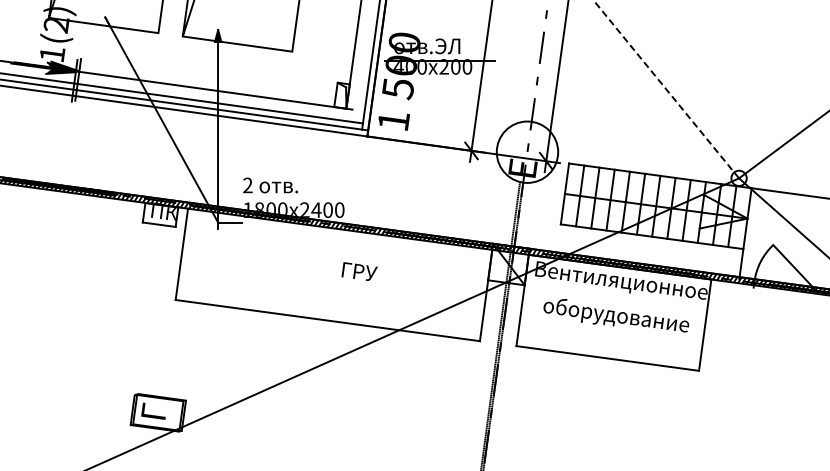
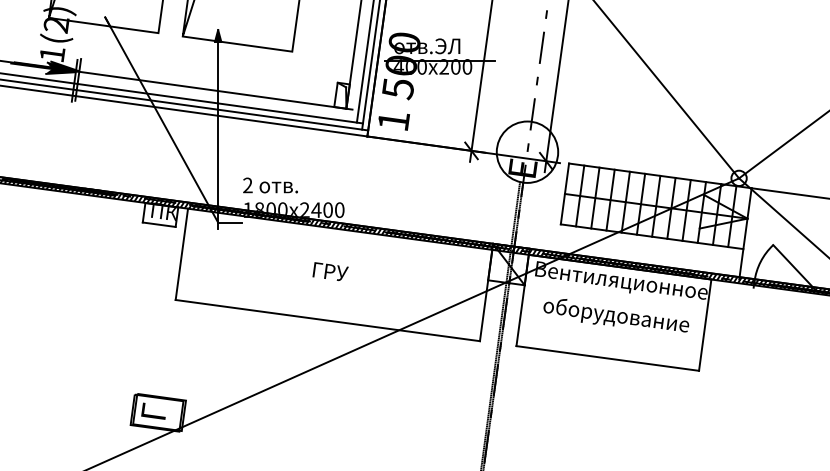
line: none -> present (364, 62)
line: dashed -> solid (666, 89)
text position: (359, 271) -> (330, 271) (330, 271)
